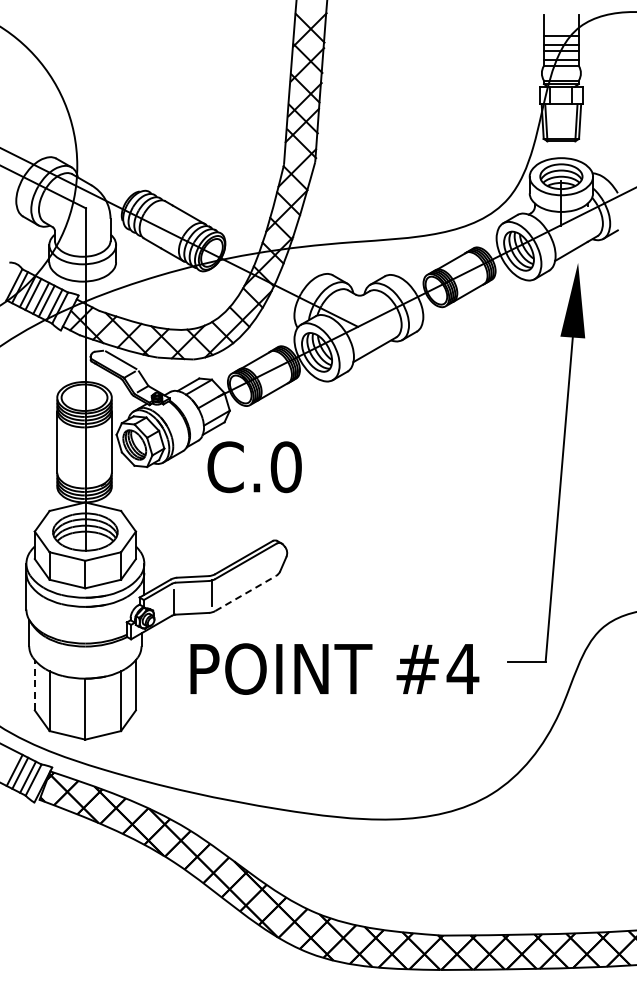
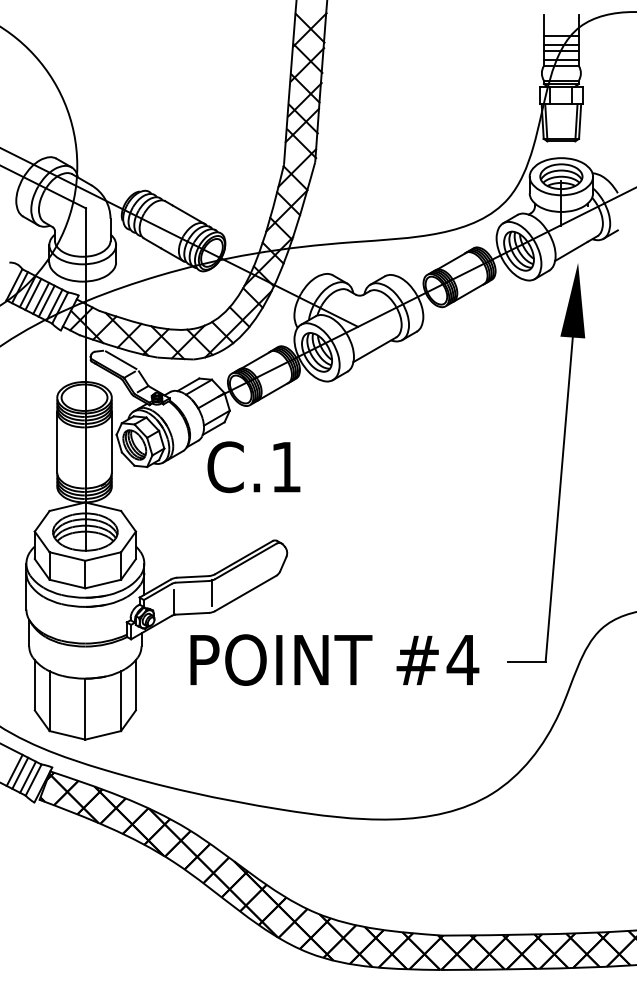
text: C.0 -> C.1 (285, 467)
line: dashed -> solid (246, 593)
text position: (334, 668) -> (334, 659) (334, 659)
line: dashed -> solid (34, 684)
